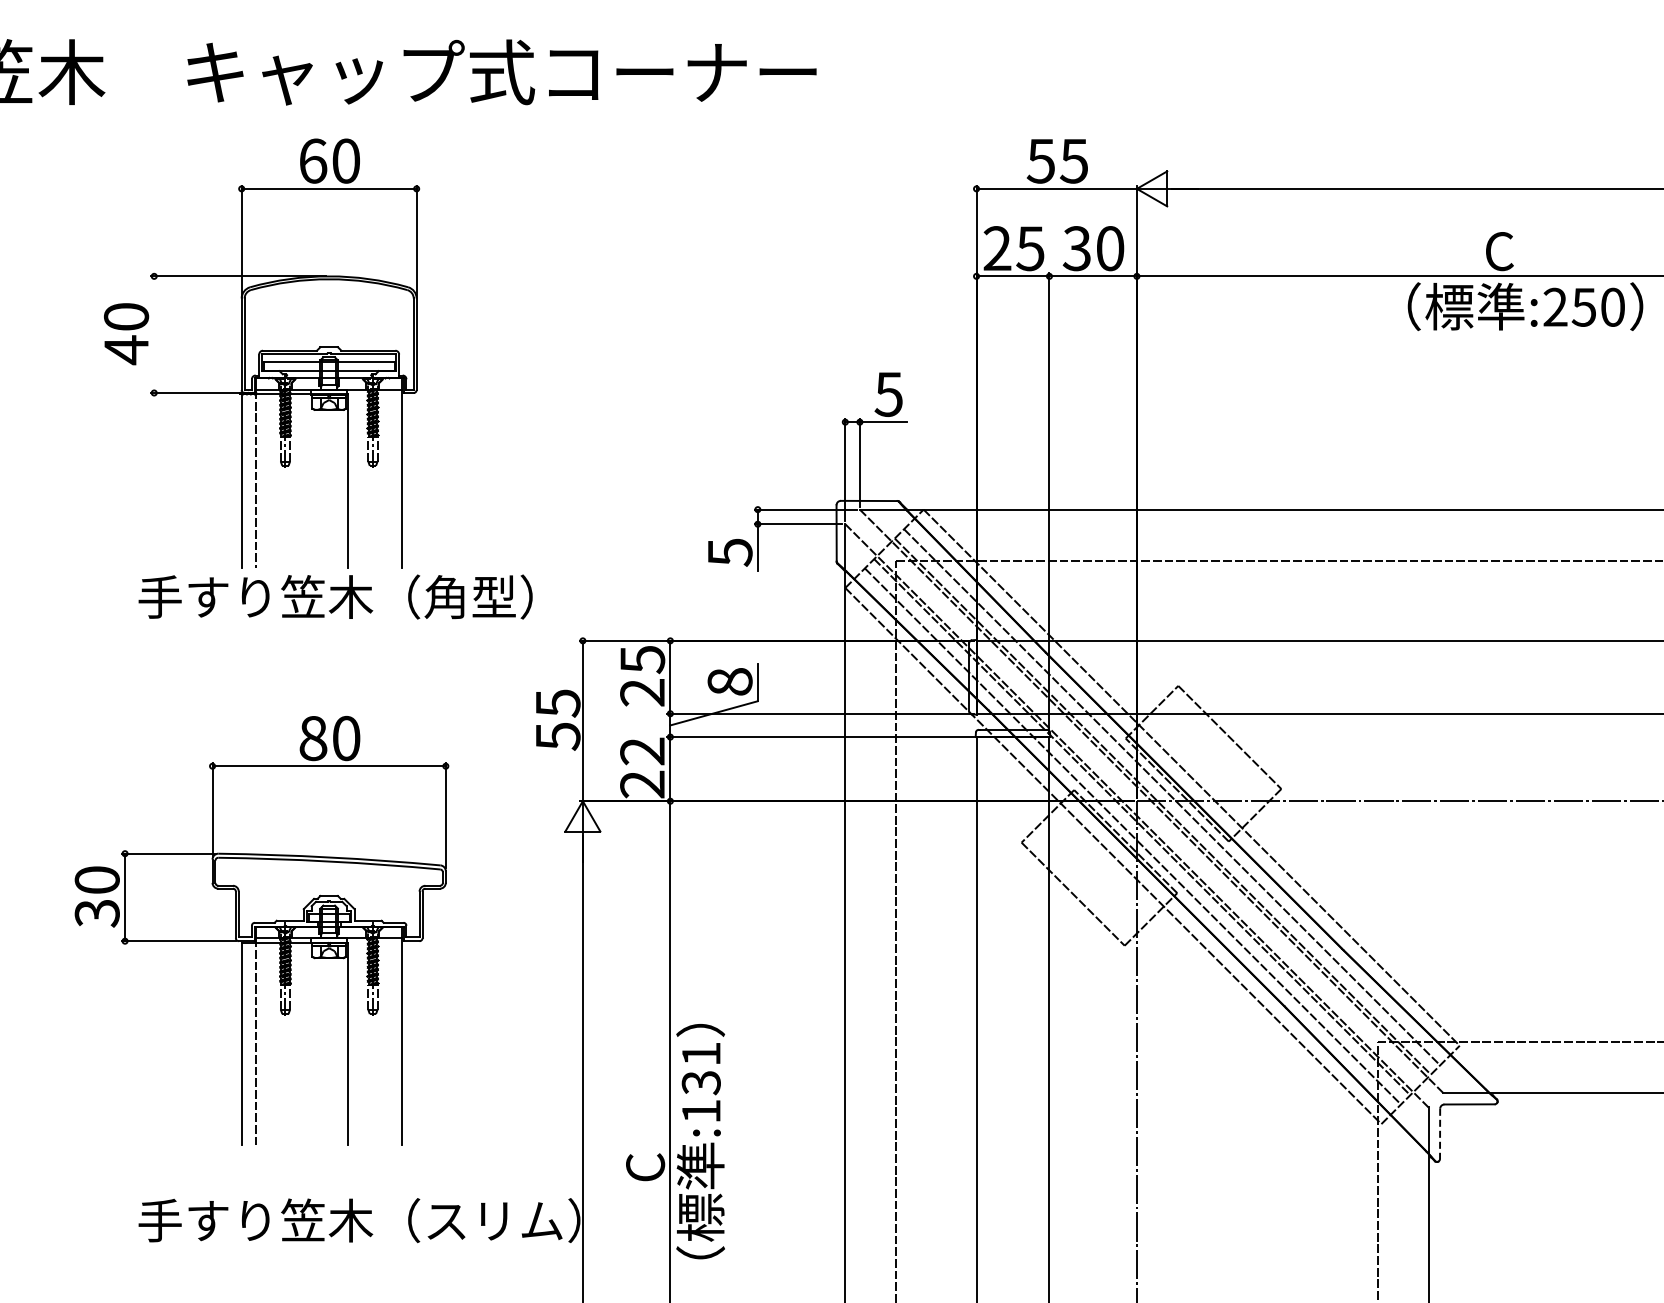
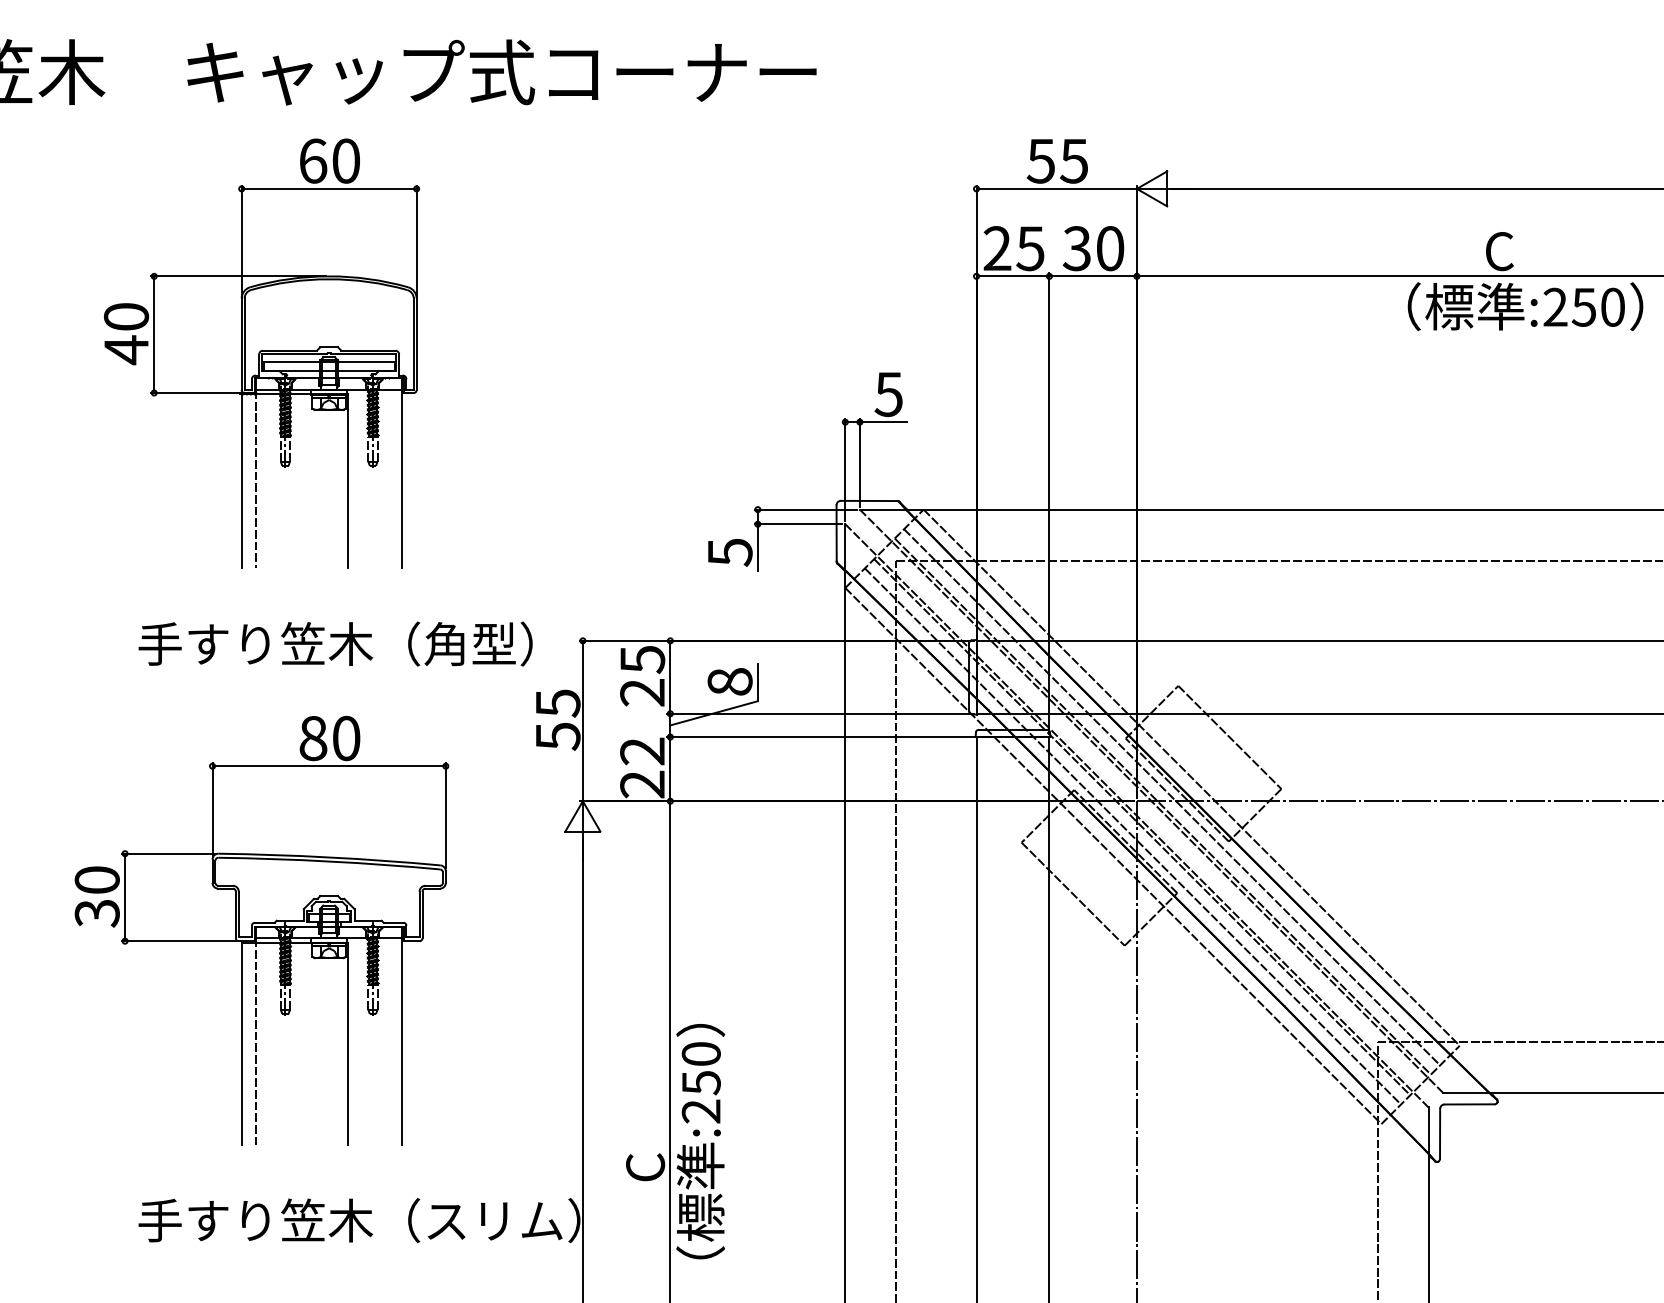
line: none -> present (154, 334)
text position: (335, 596) -> (335, 643) (335, 643)
text: :131 -> :250 (700, 1082)
line: dashed -> solid (1440, 1134)
